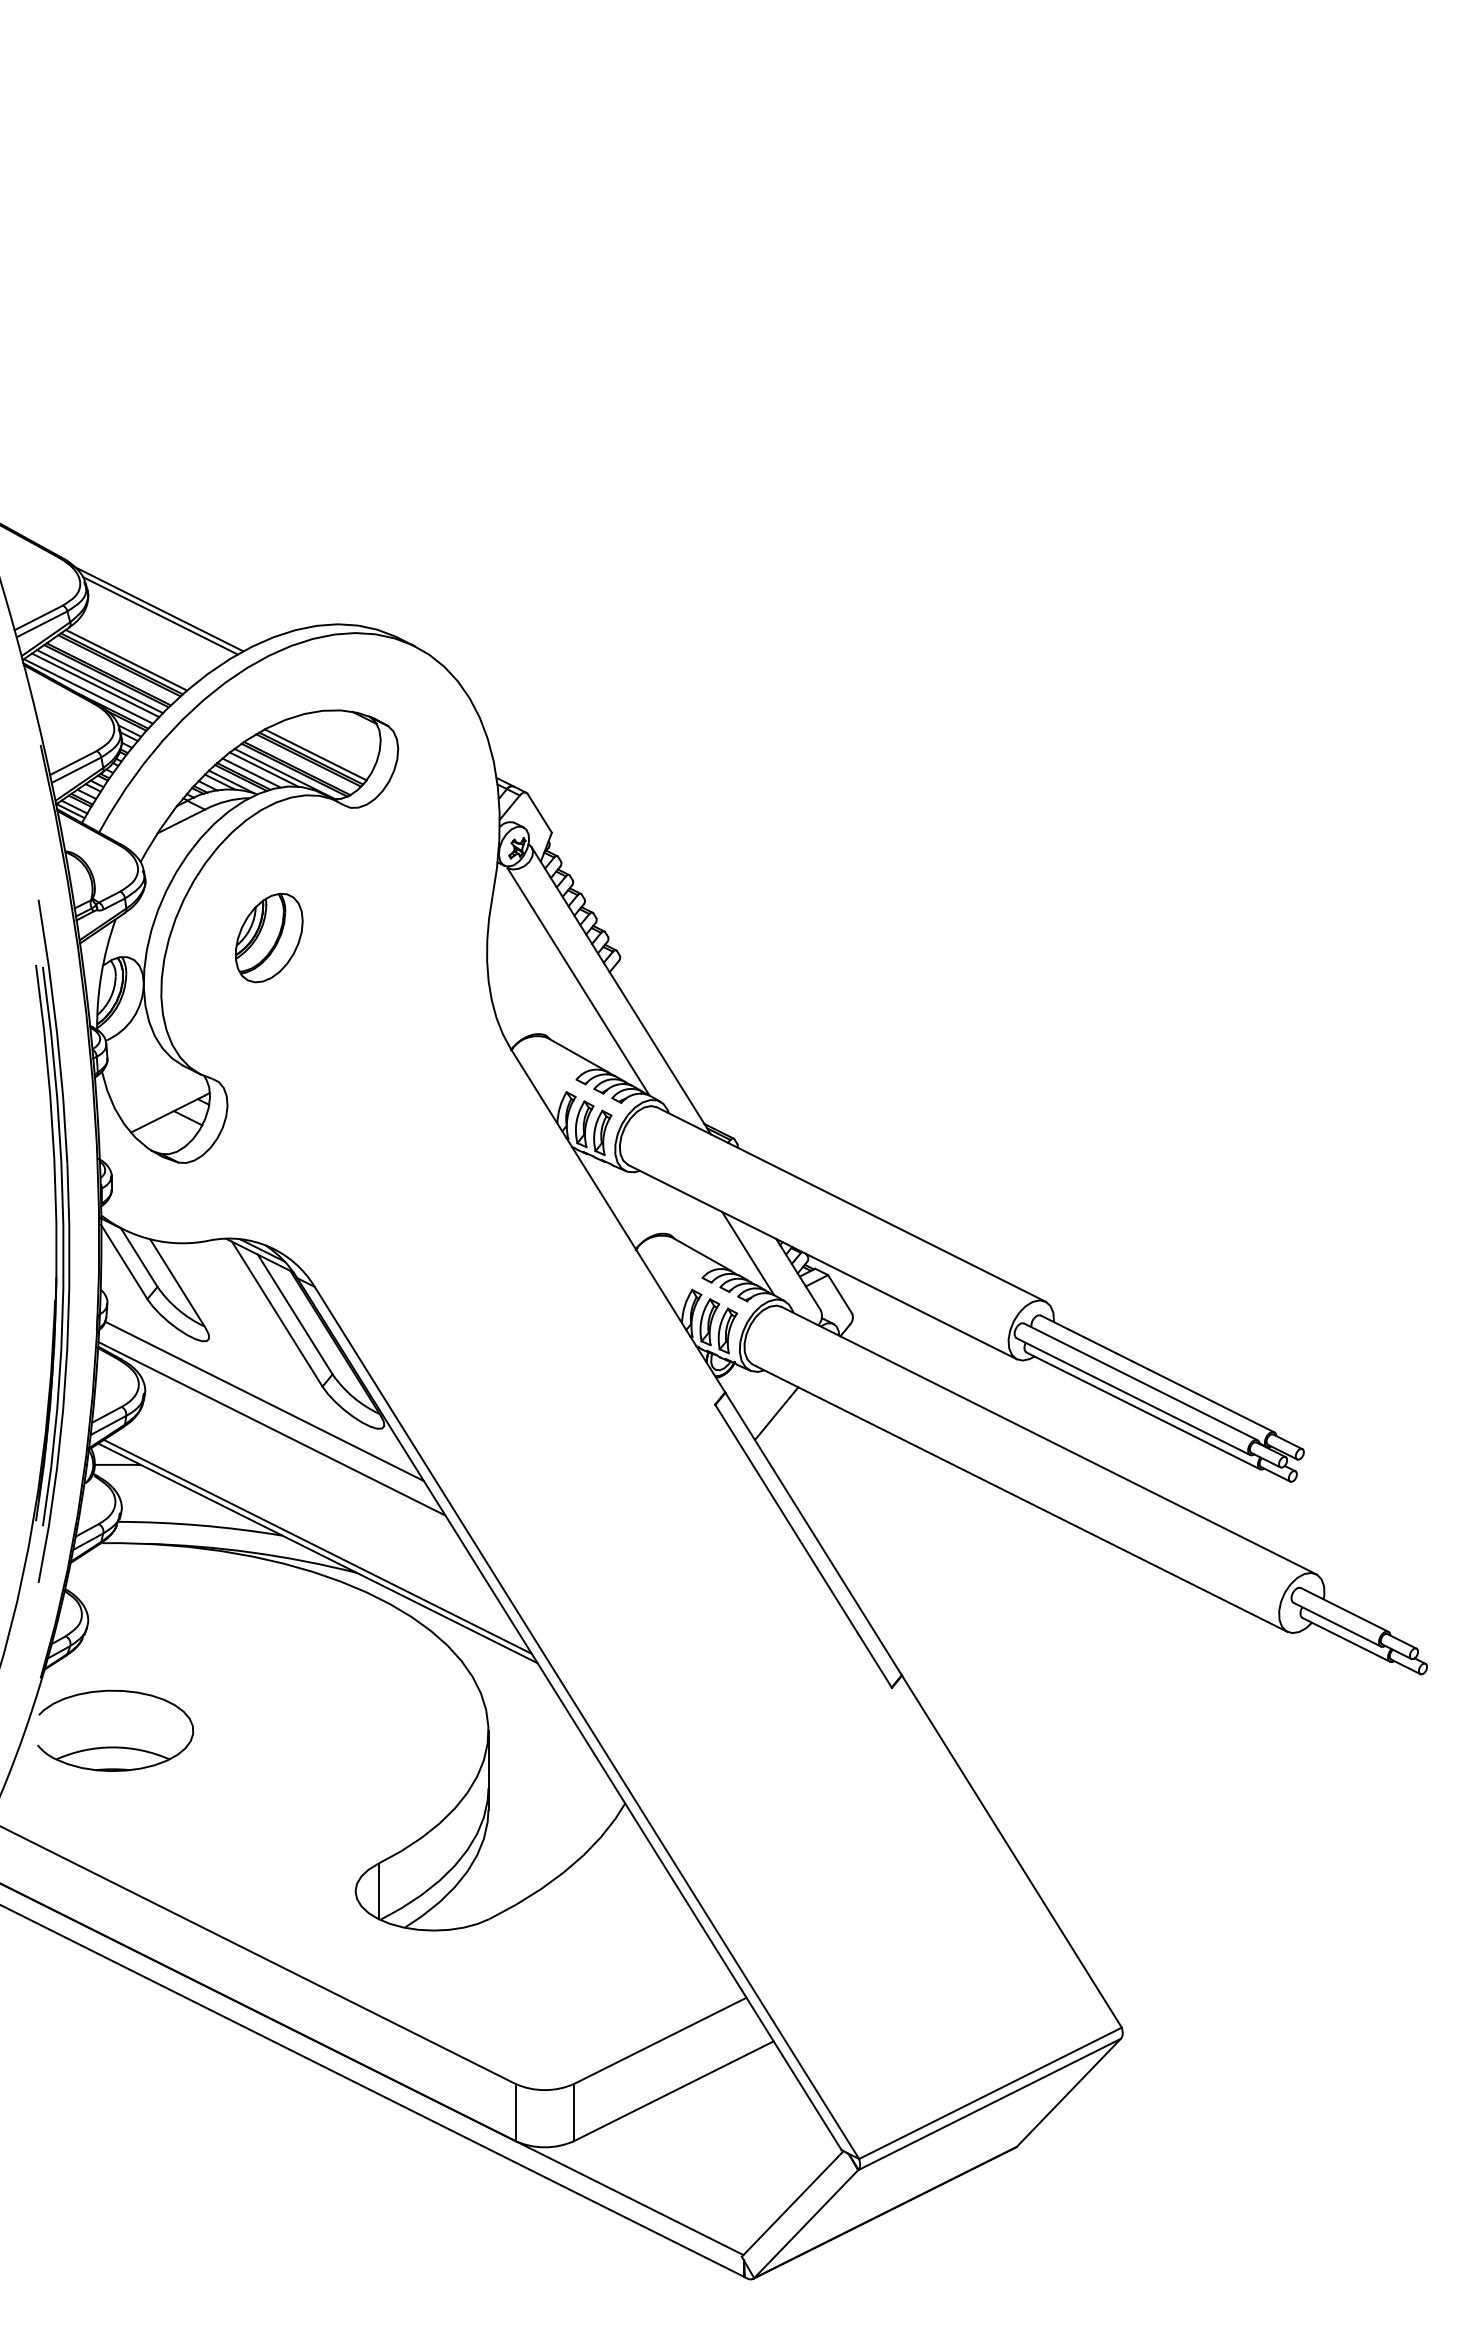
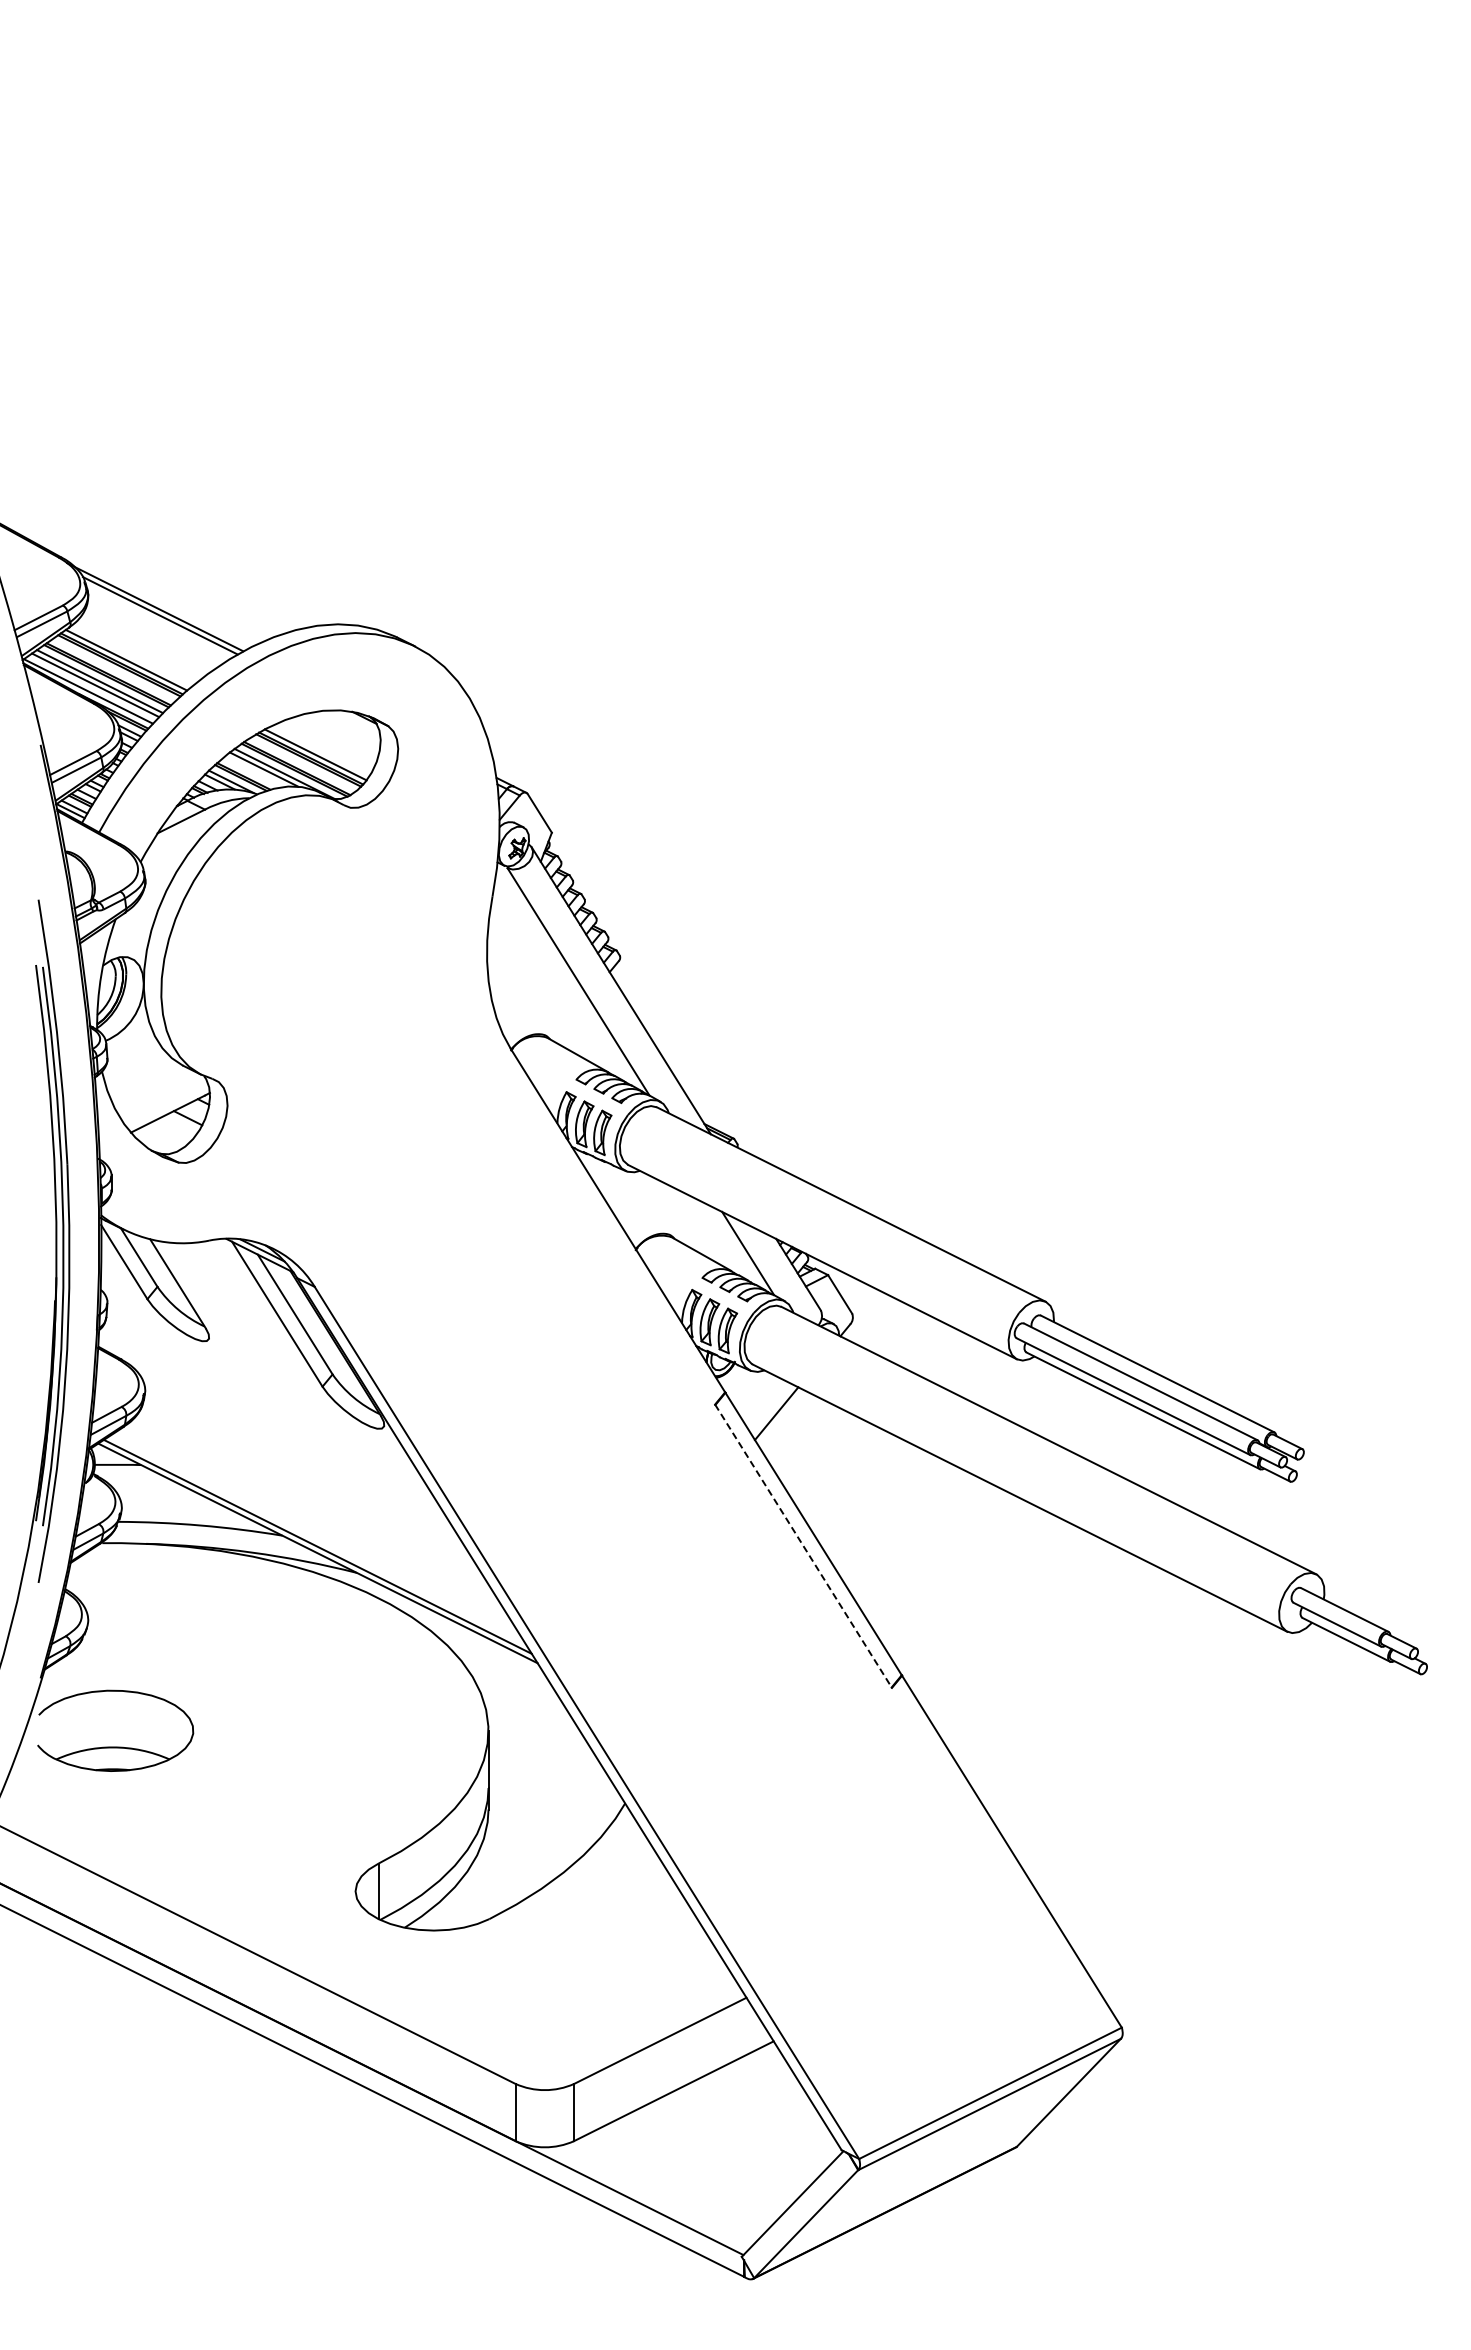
line: present -> none (251, 772)
part: present -> none (269, 937)
line: present -> none (264, 1401)
line: present -> none (271, 1428)
line: solid -> dashed (803, 1546)
